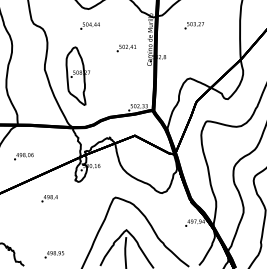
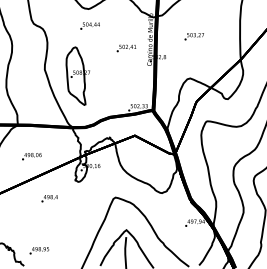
text position: (193, 25) -> (193, 36) (193, 36)
text position: (23, 156) -> (31, 156) (31, 156)
text position: (54, 254) -> (39, 250) (39, 250)
